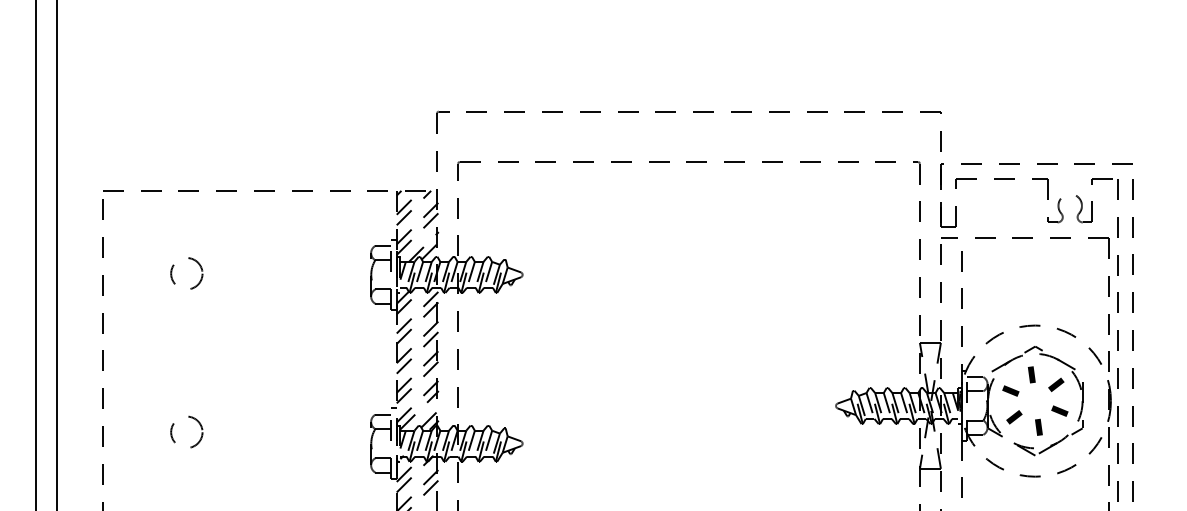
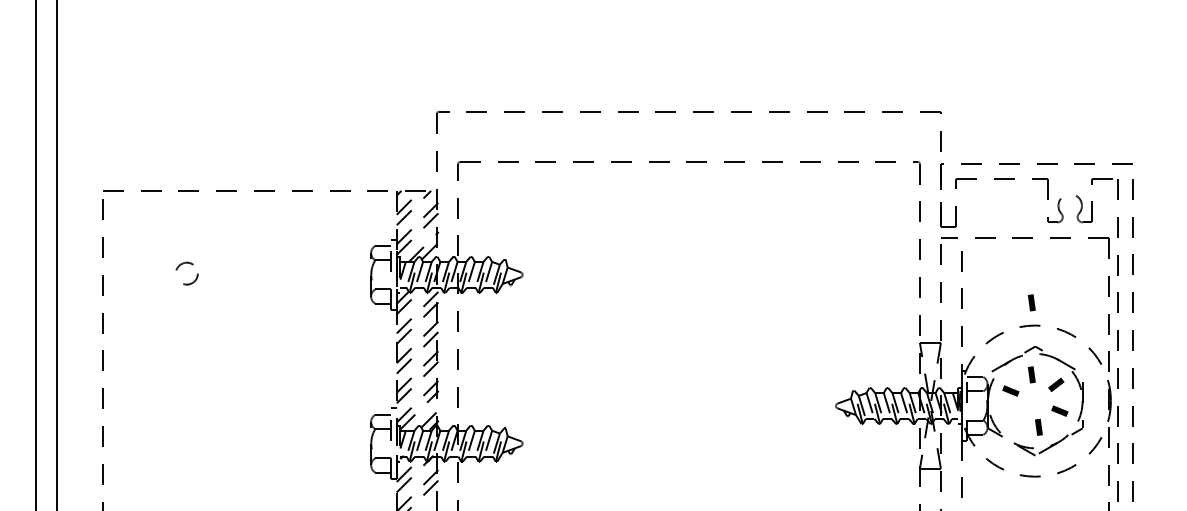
circle size: 34x33 px -> 24x25 px (186, 273)
line: none -> present (1031, 302)
line: present -> none (1014, 417)
circle: present -> none (186, 431)
